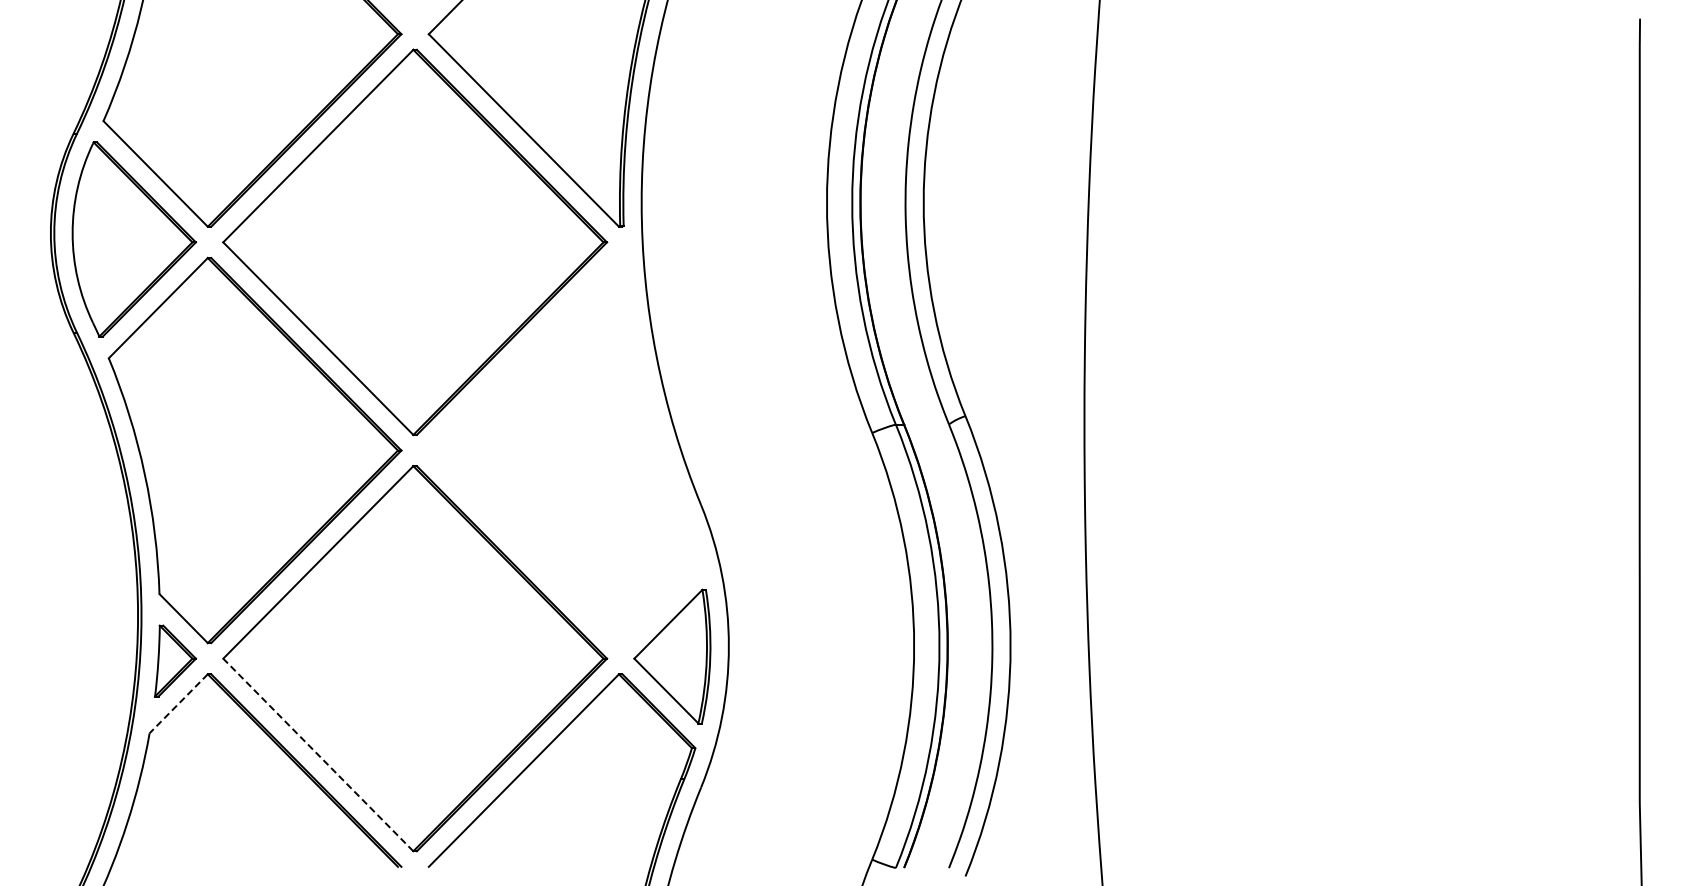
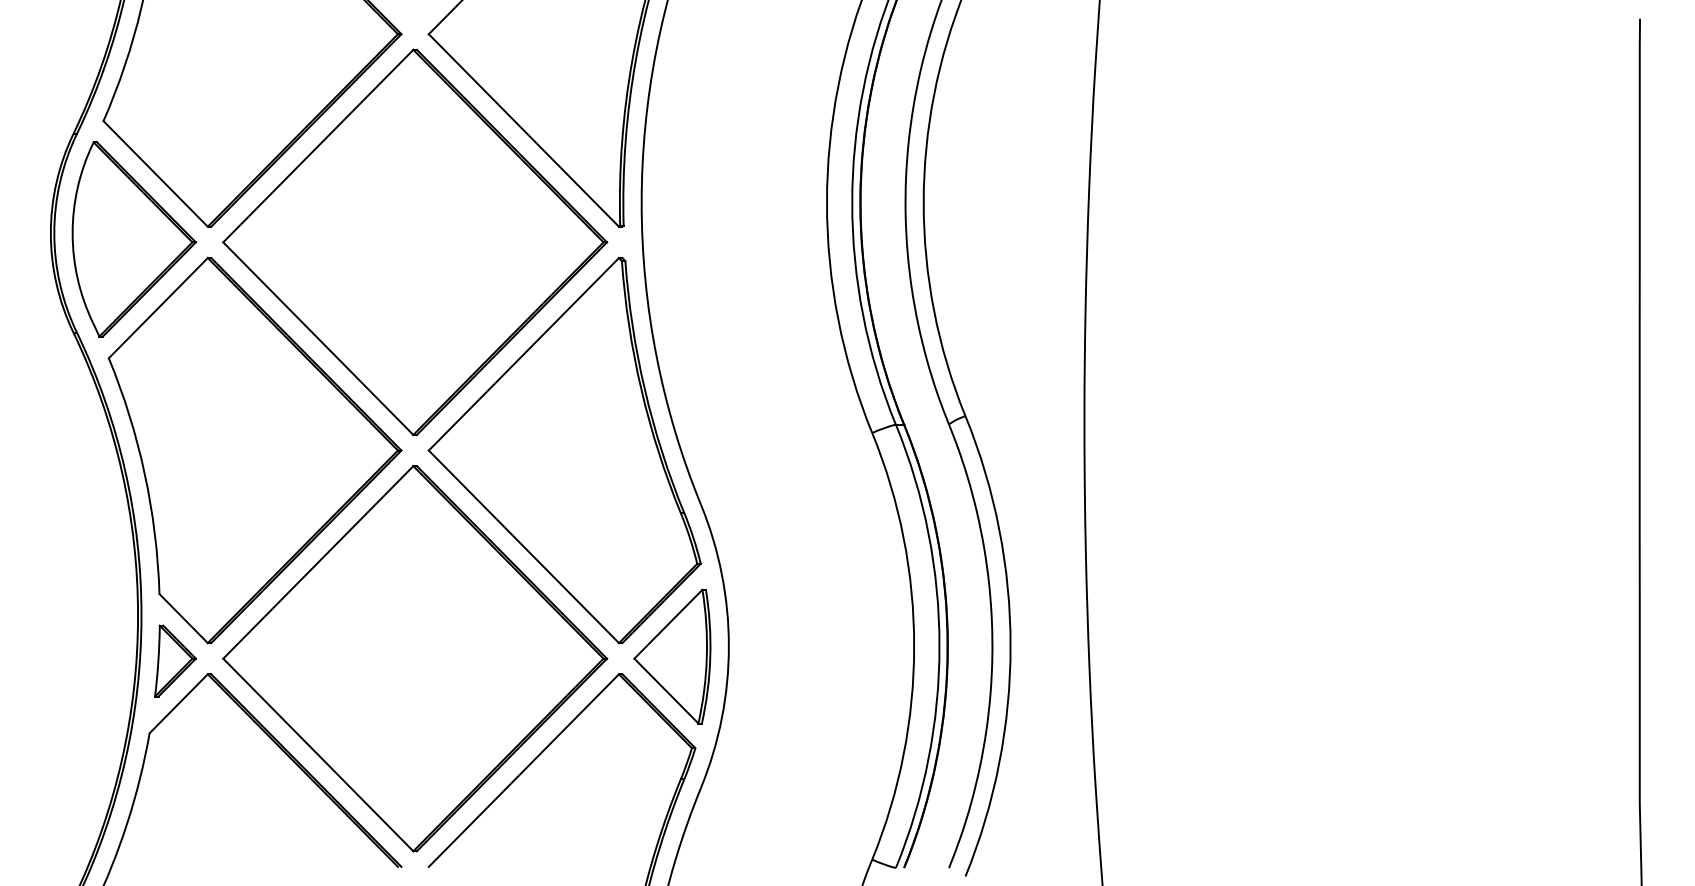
part: none -> present (564, 450)
line: dashed -> solid (178, 704)
line: dashed -> solid (317, 754)
